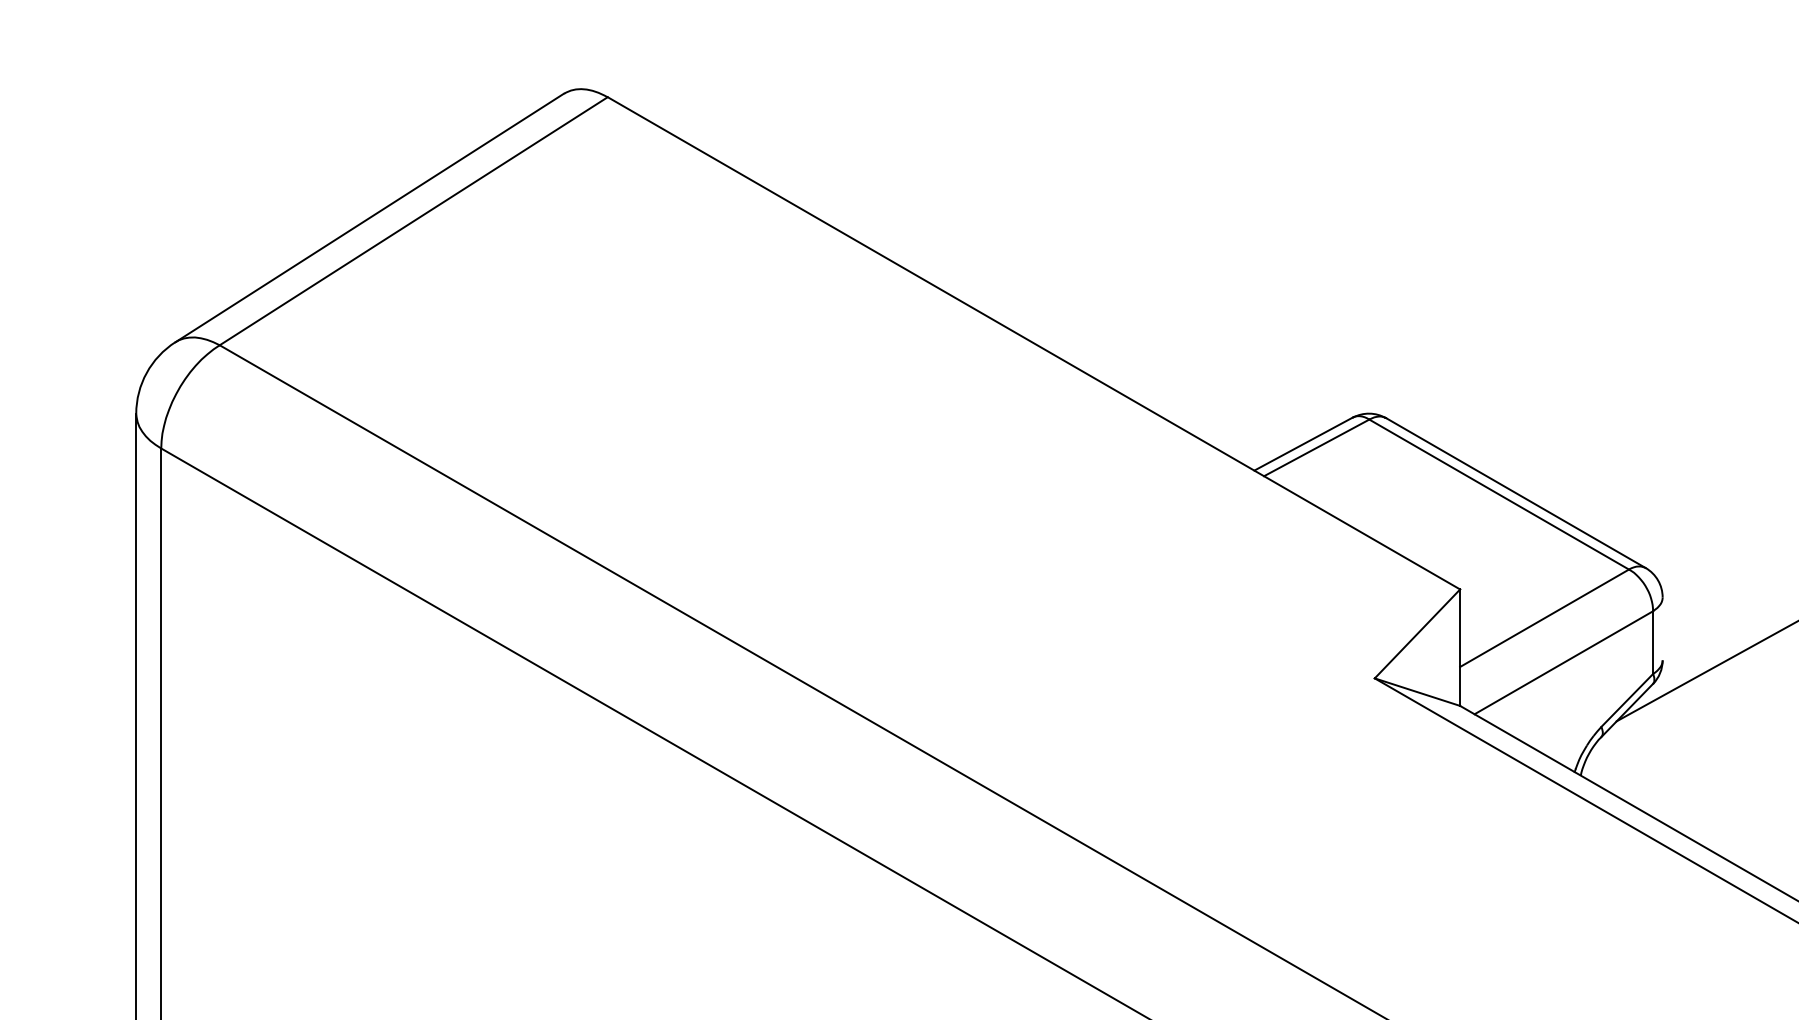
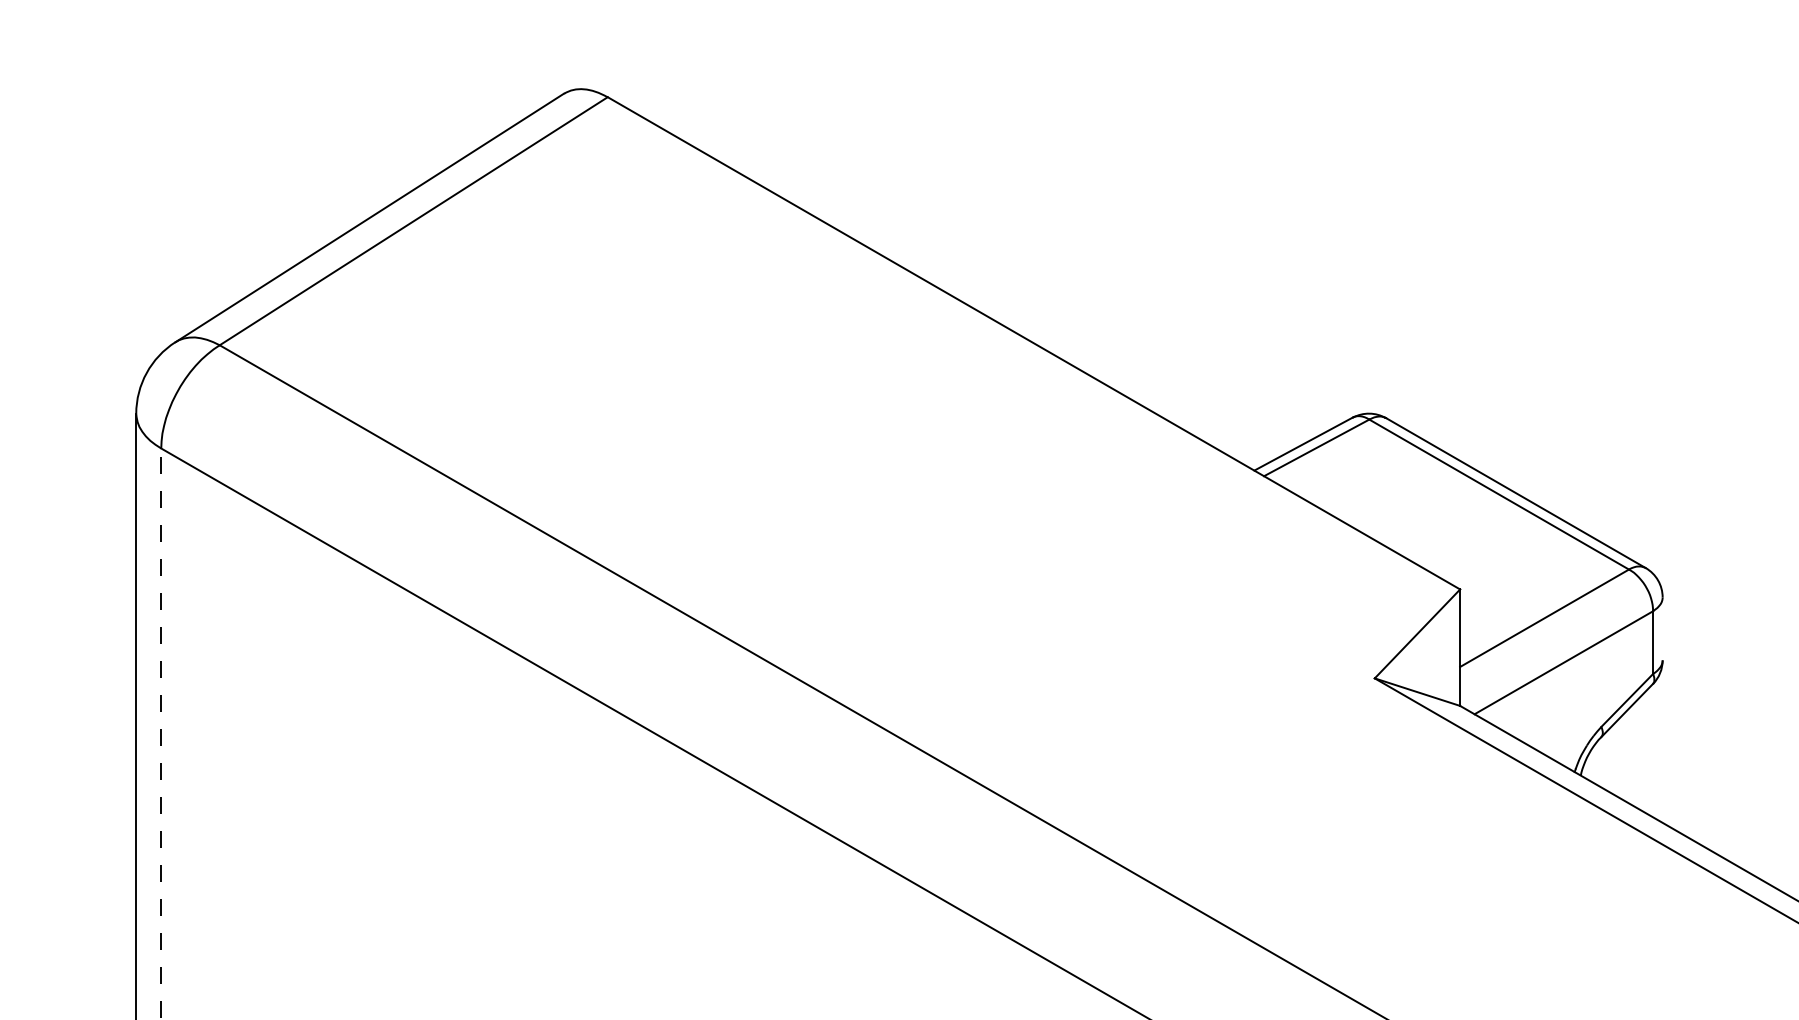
line: present -> none (1705, 671)
line: solid -> dashed (161, 734)
